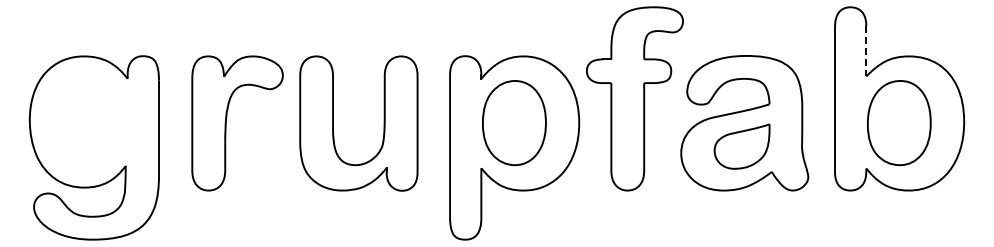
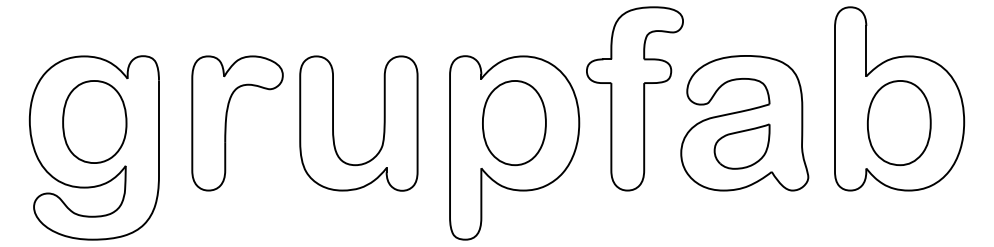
line: dashed -> solid (866, 51)
part: none -> present (94, 121)
